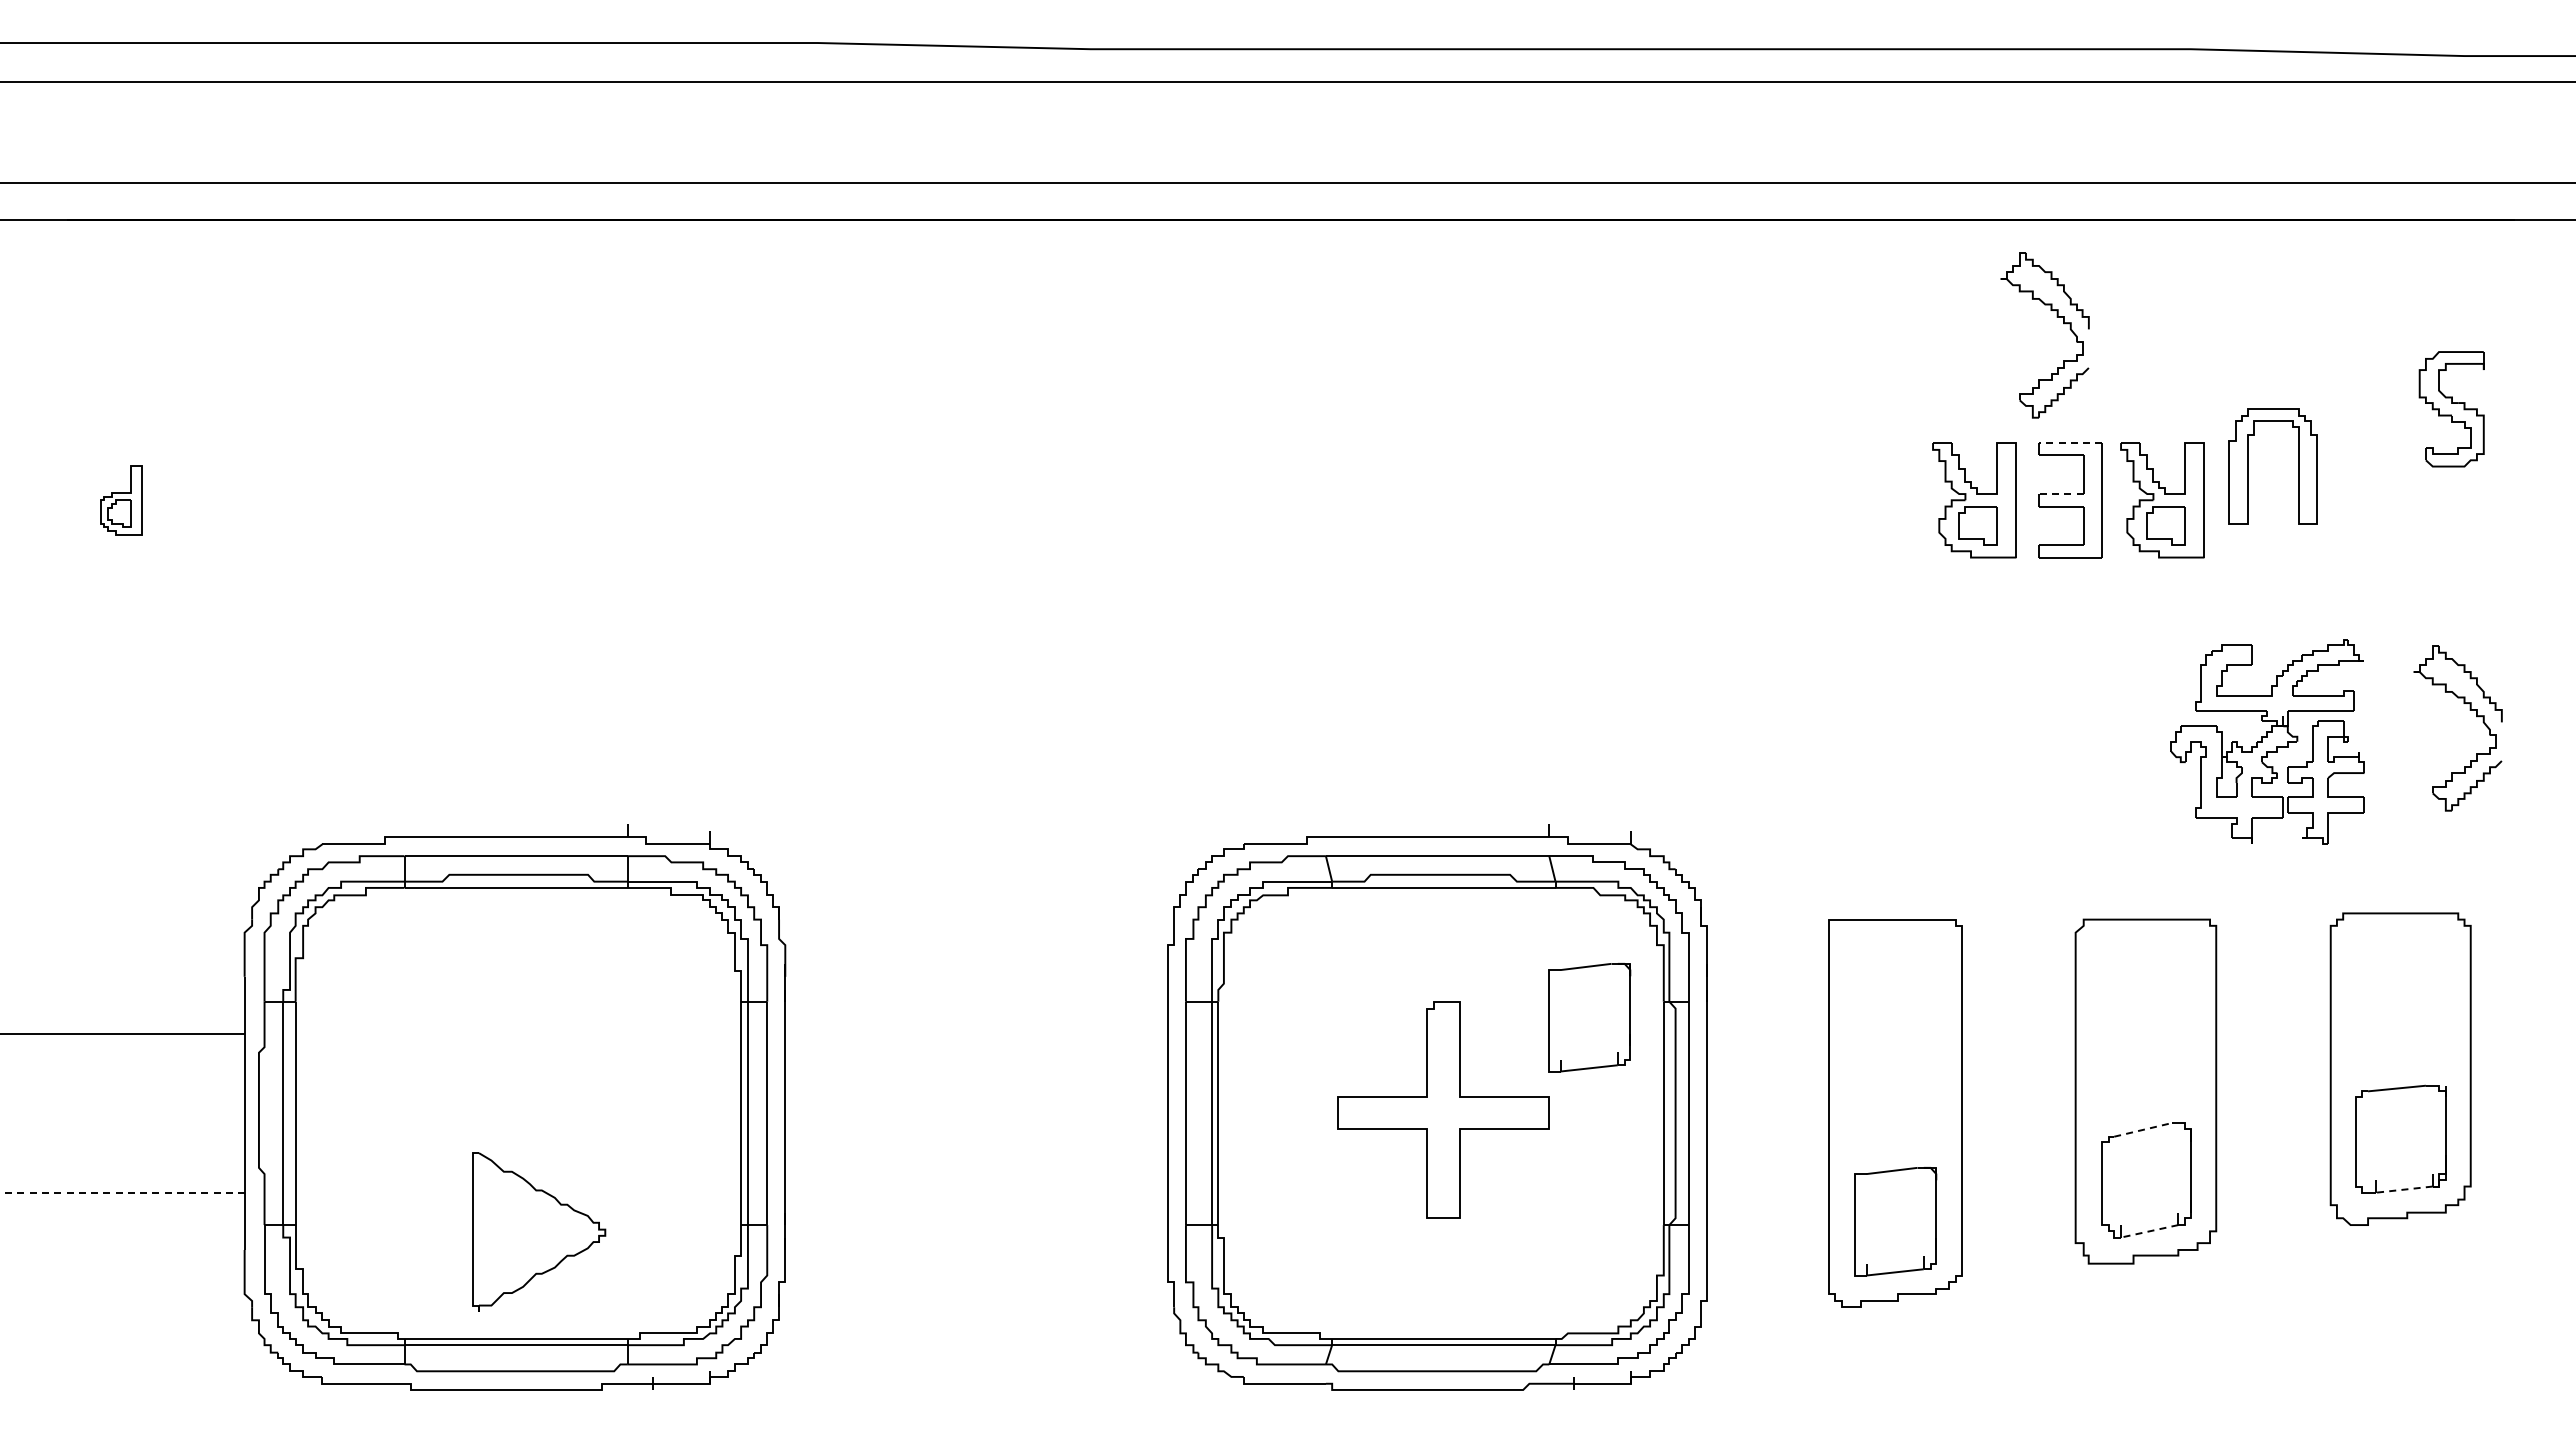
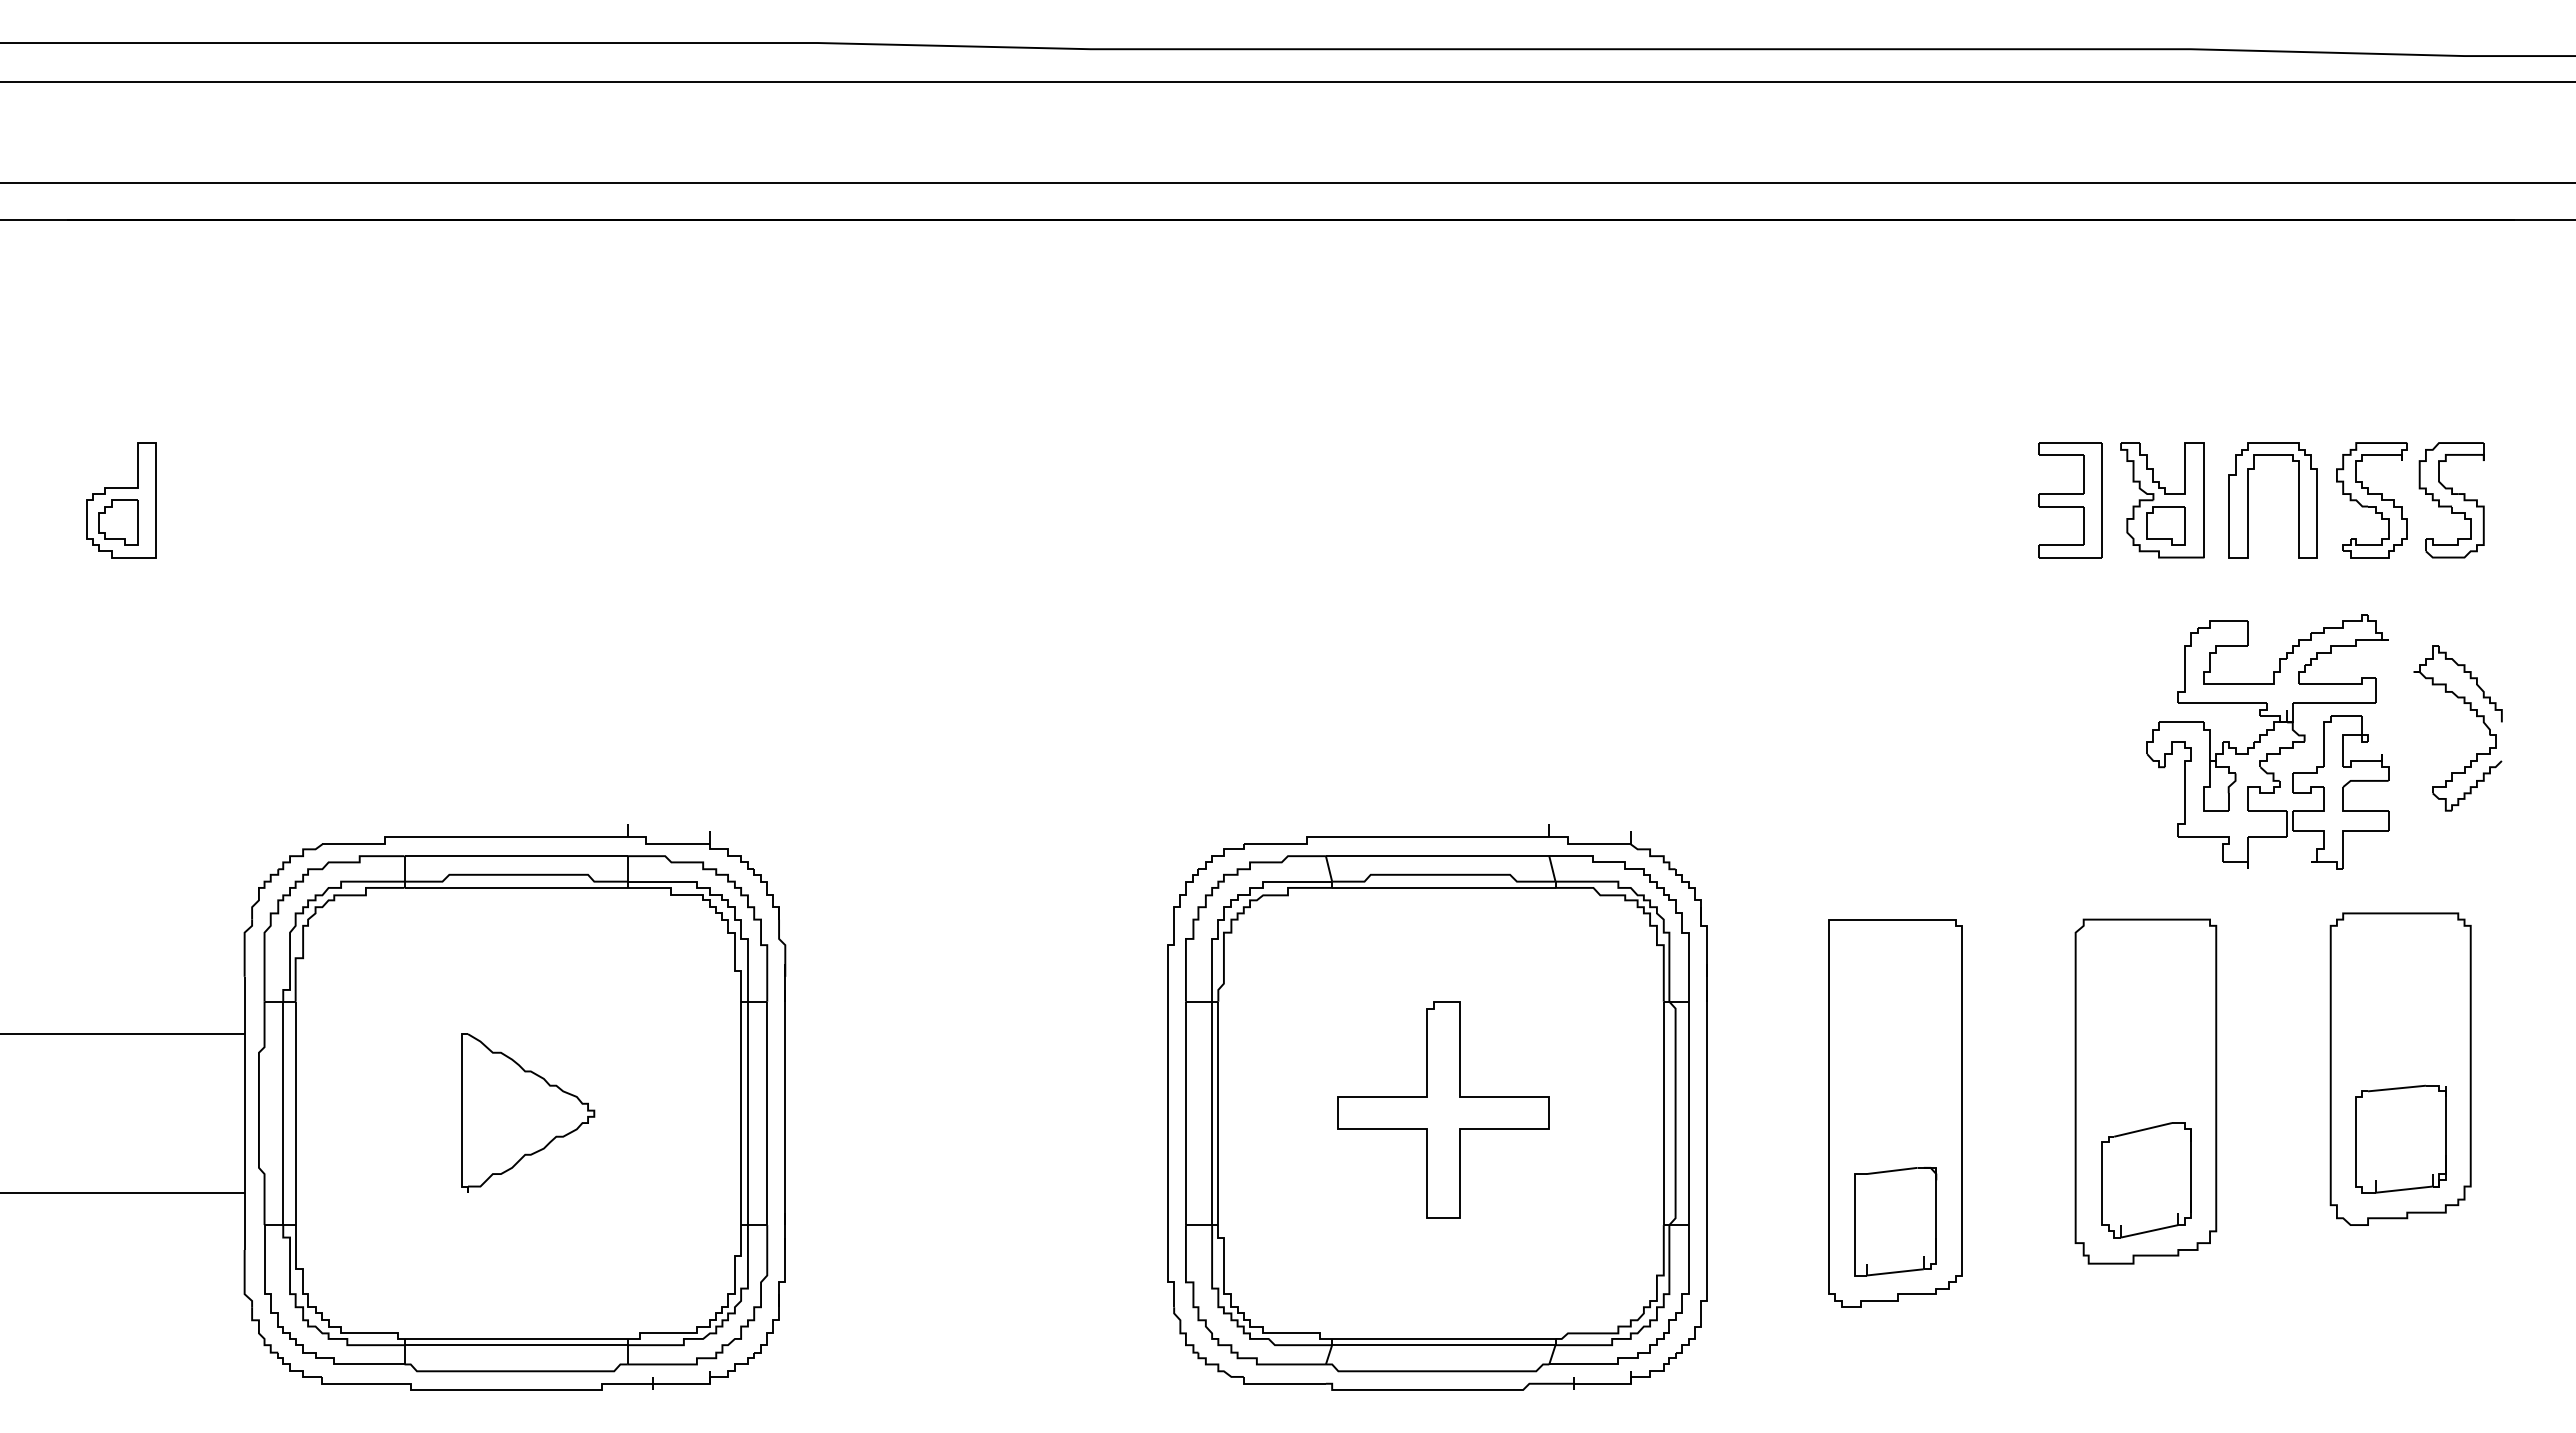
part: present -> none (2056, 317)
part position: (2451, 409) -> (2451, 500) (2451, 500)
line: dashed -> solid (2070, 443)
part position: (2248, 466) -> (2248, 500) (2248, 500)
line: dashed -> solid (2060, 494)
part size: 43x71 px -> 71x117 px (121, 500)
part: present -> none (1974, 500)
part: none -> present (2371, 500)
part size: 195x206 px -> 244x256 px (2267, 741)
part: present -> none (1589, 1017)
line: dashed -> solid (2143, 1129)
line: dashed -> solid (2404, 1189)
line: dashed -> solid (122, 1192)
part position: (539, 1231) -> (528, 1112) (528, 1112)
line: dashed -> solid (2149, 1231)
